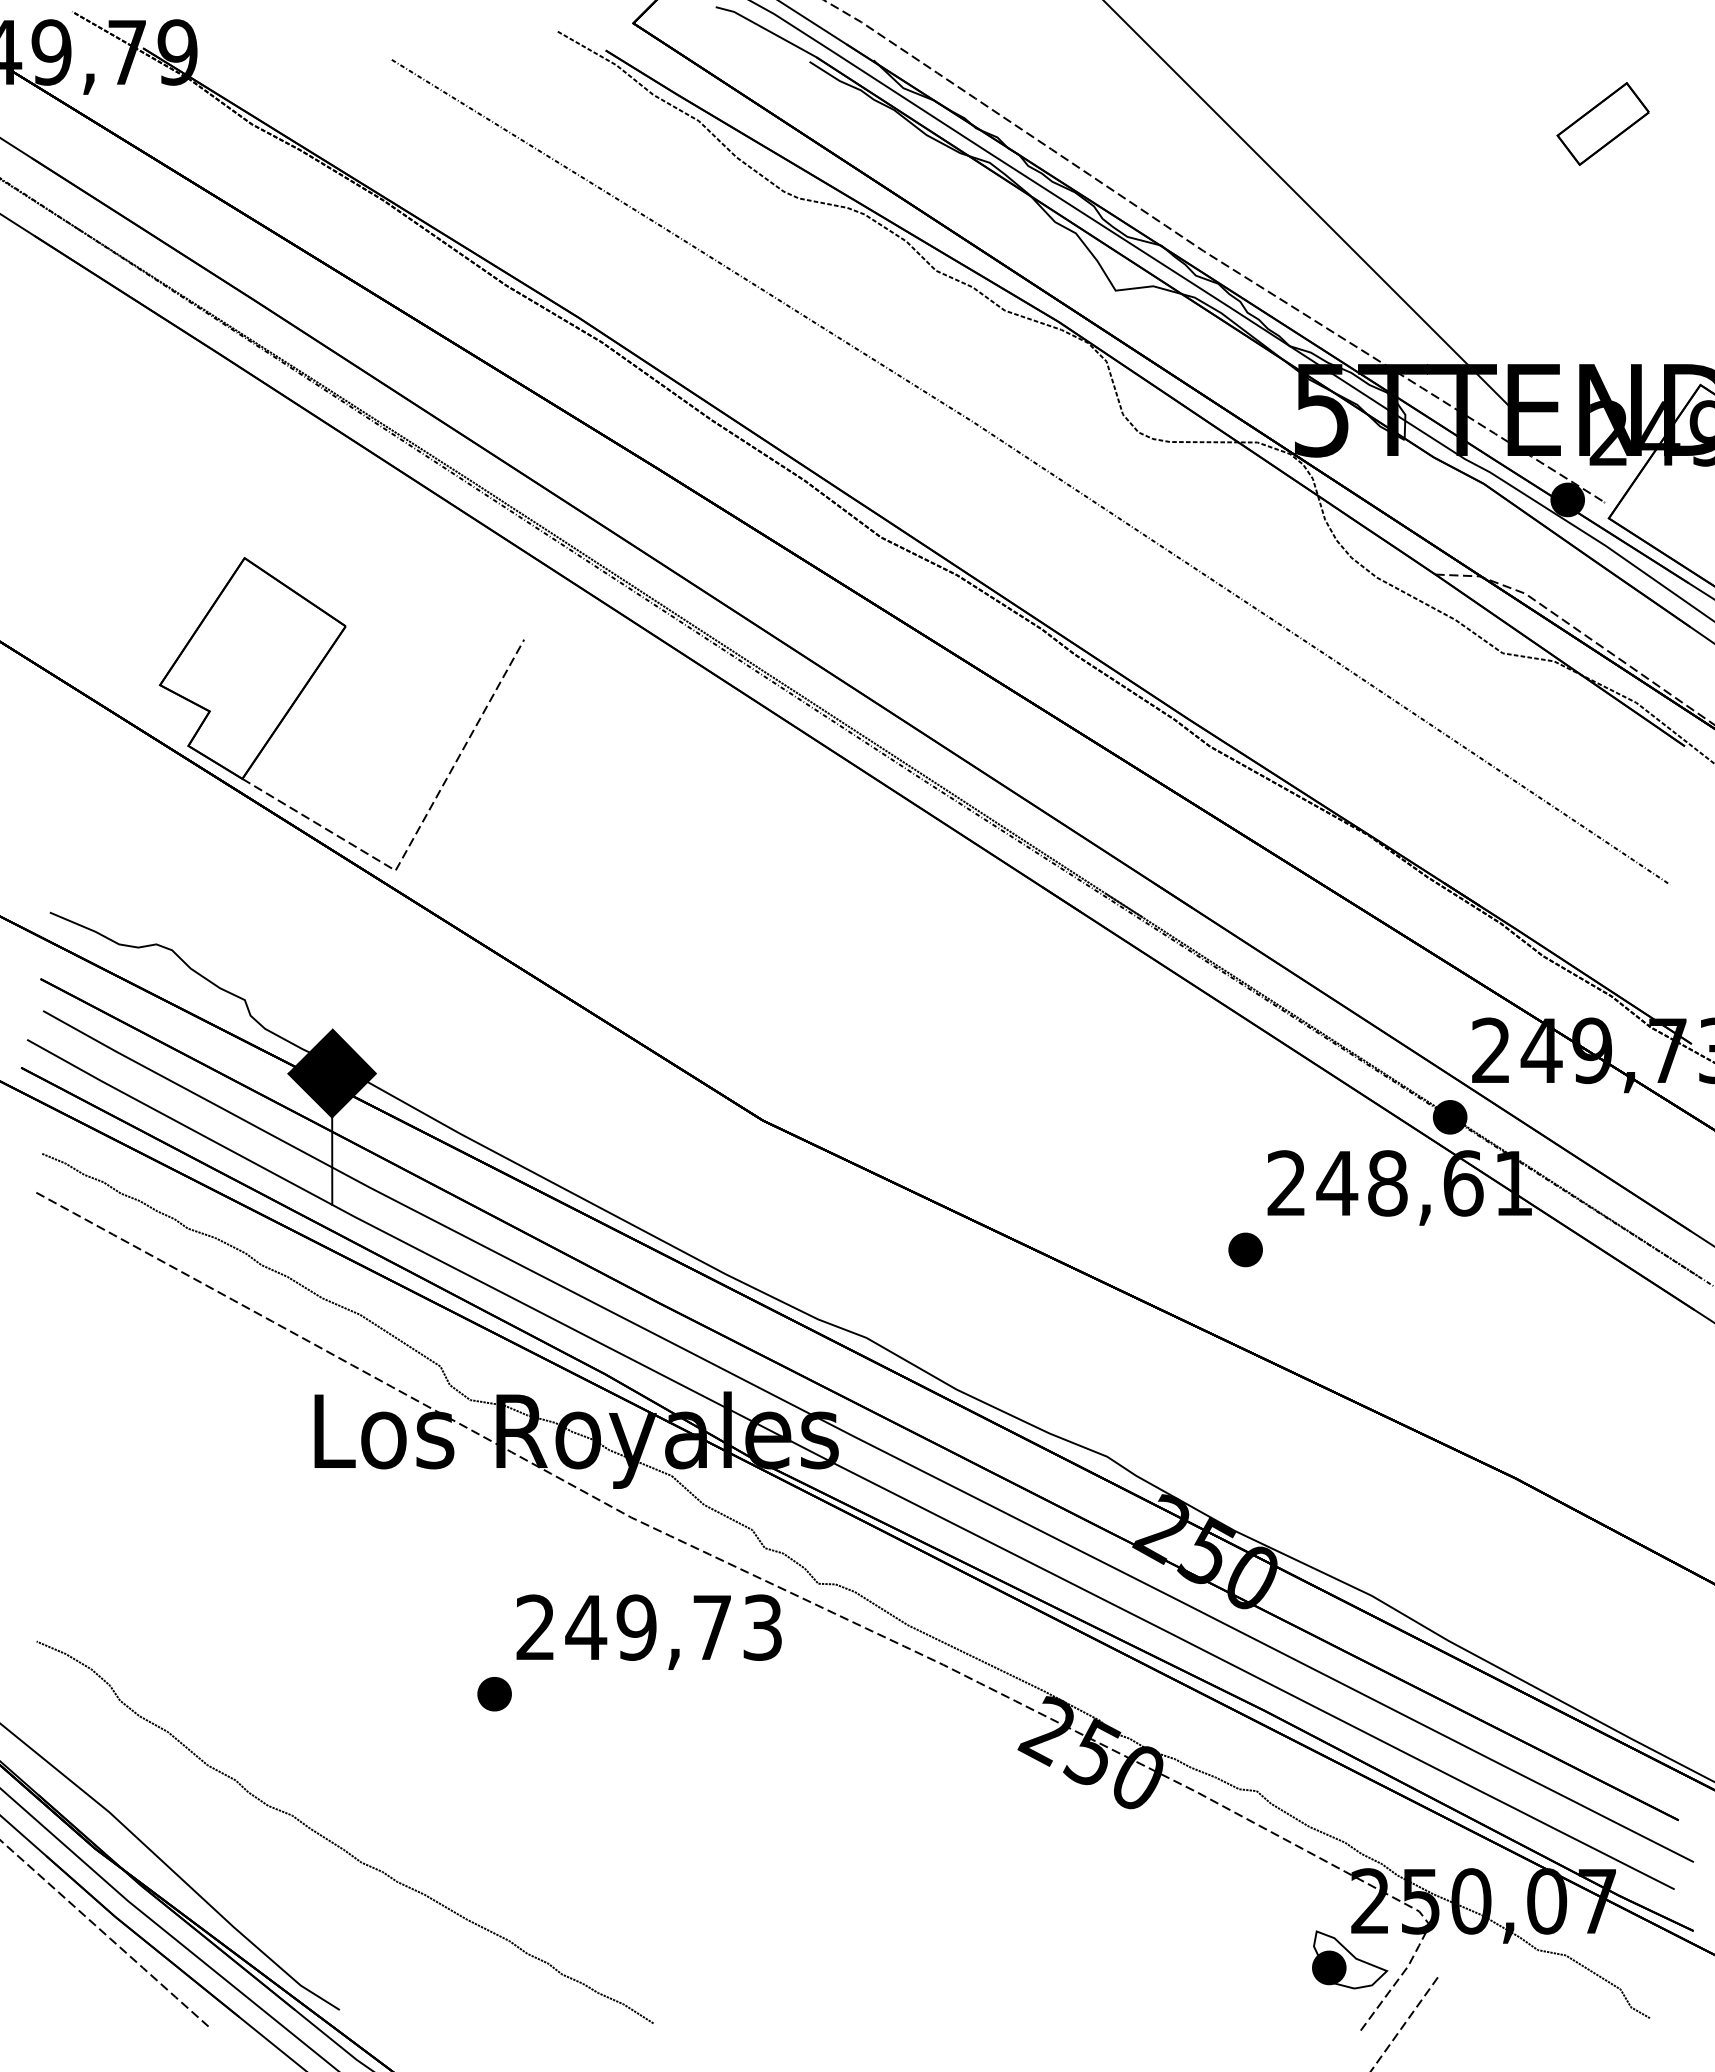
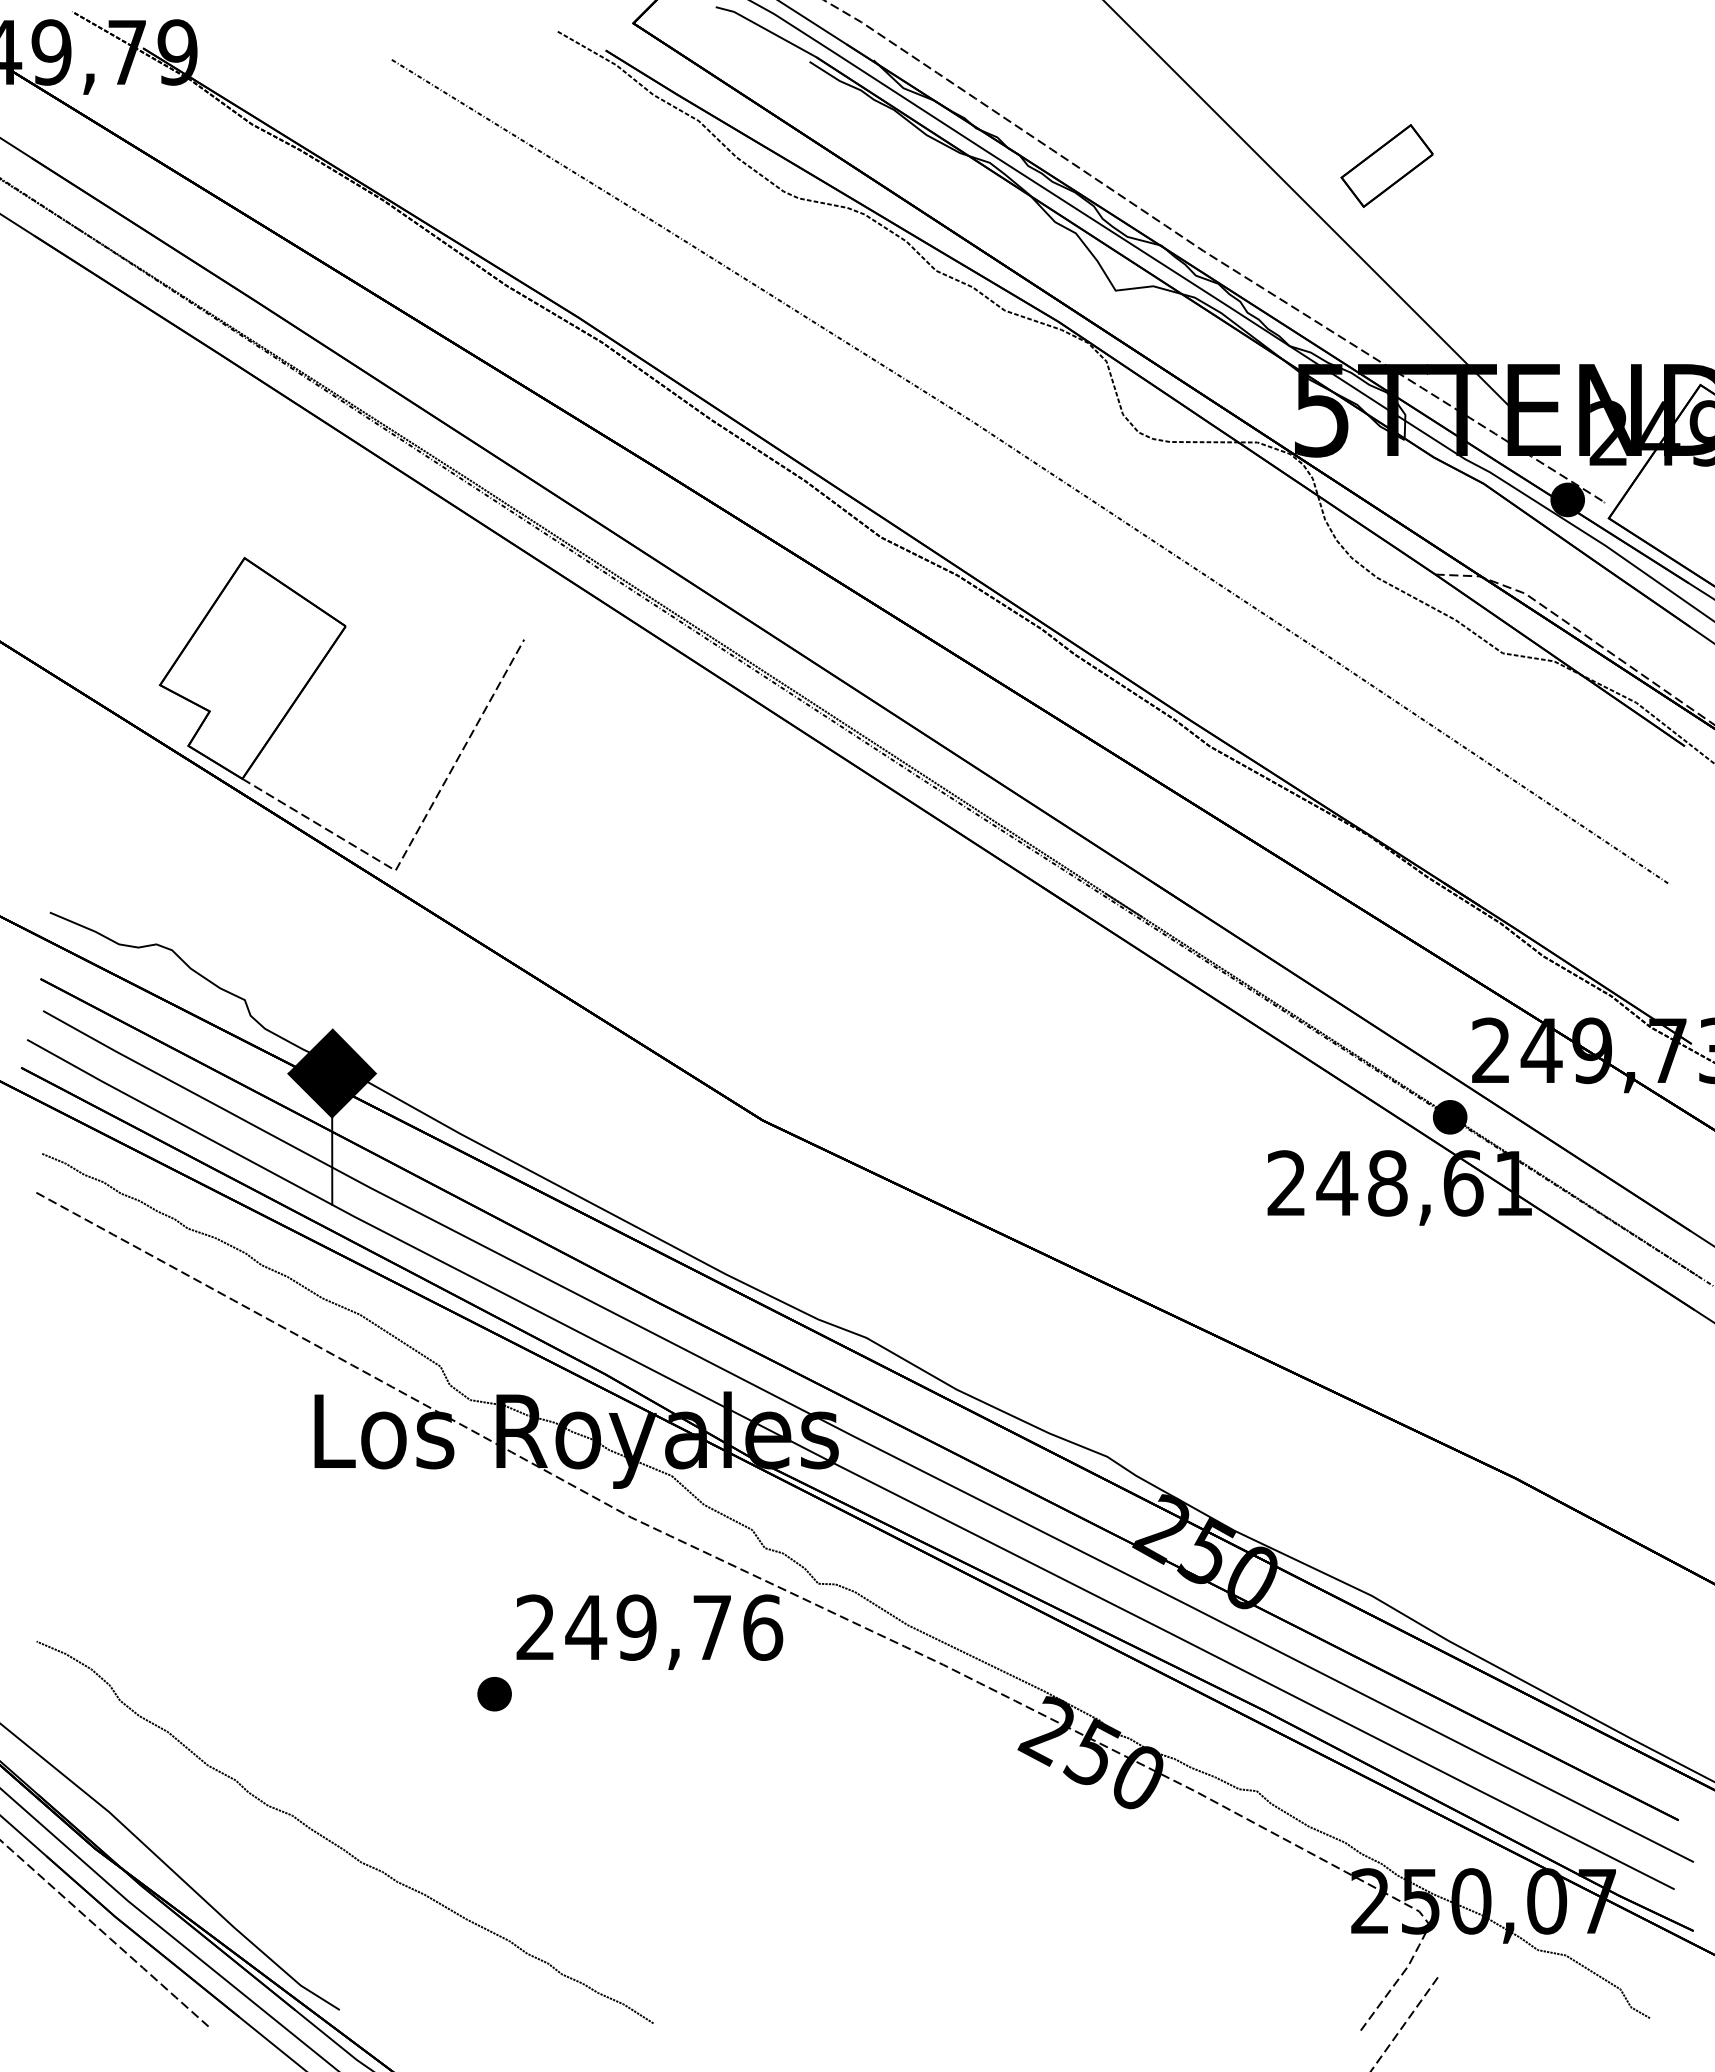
part position: (1602, 123) -> (1386, 165) (1386, 165)
part: present -> none (1245, 1249)
text: 249,73 -> 249,76 (763, 1627)
part: present -> none (1350, 1959)
